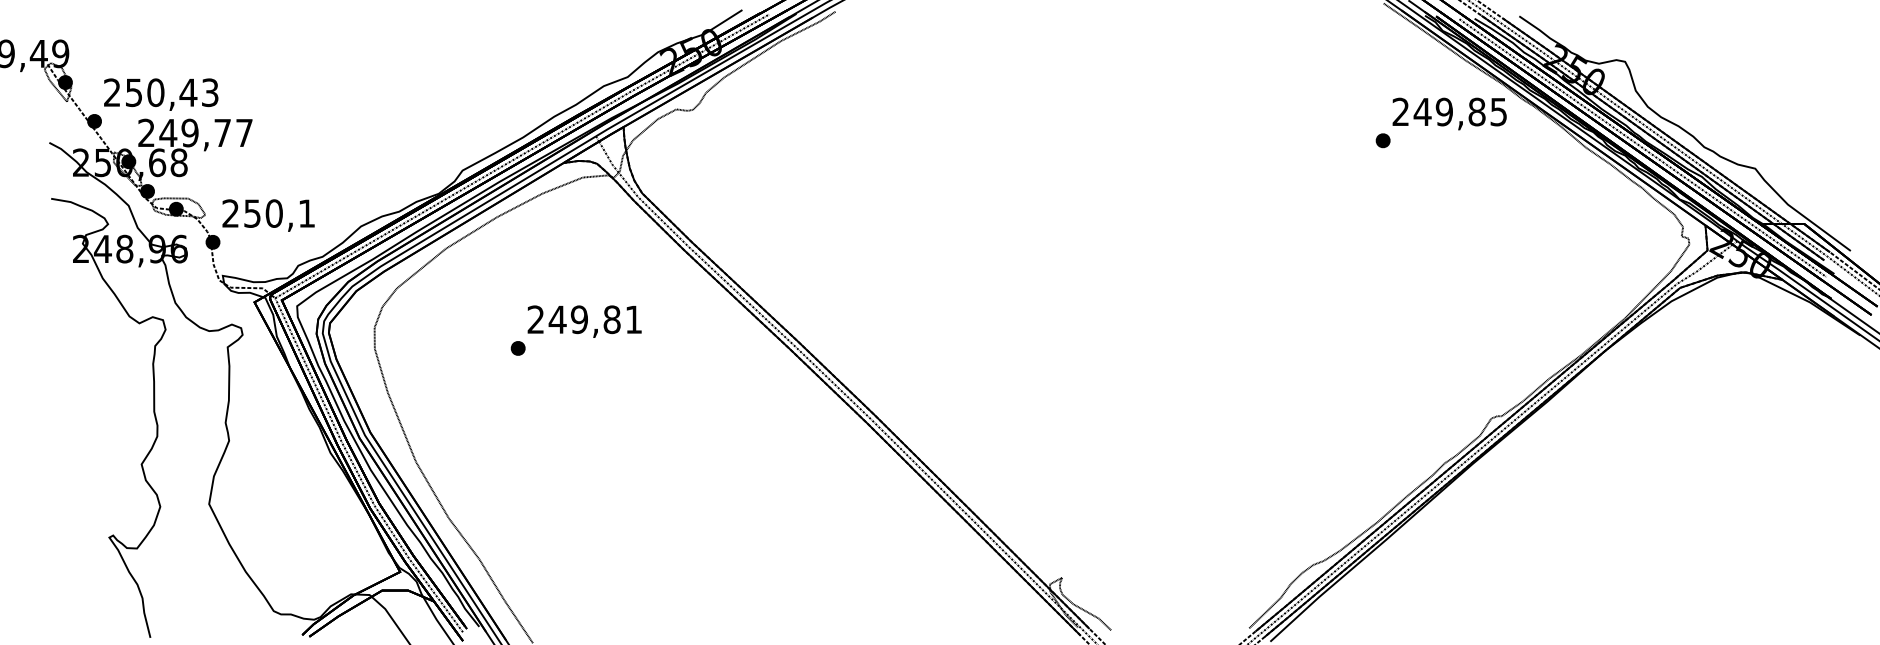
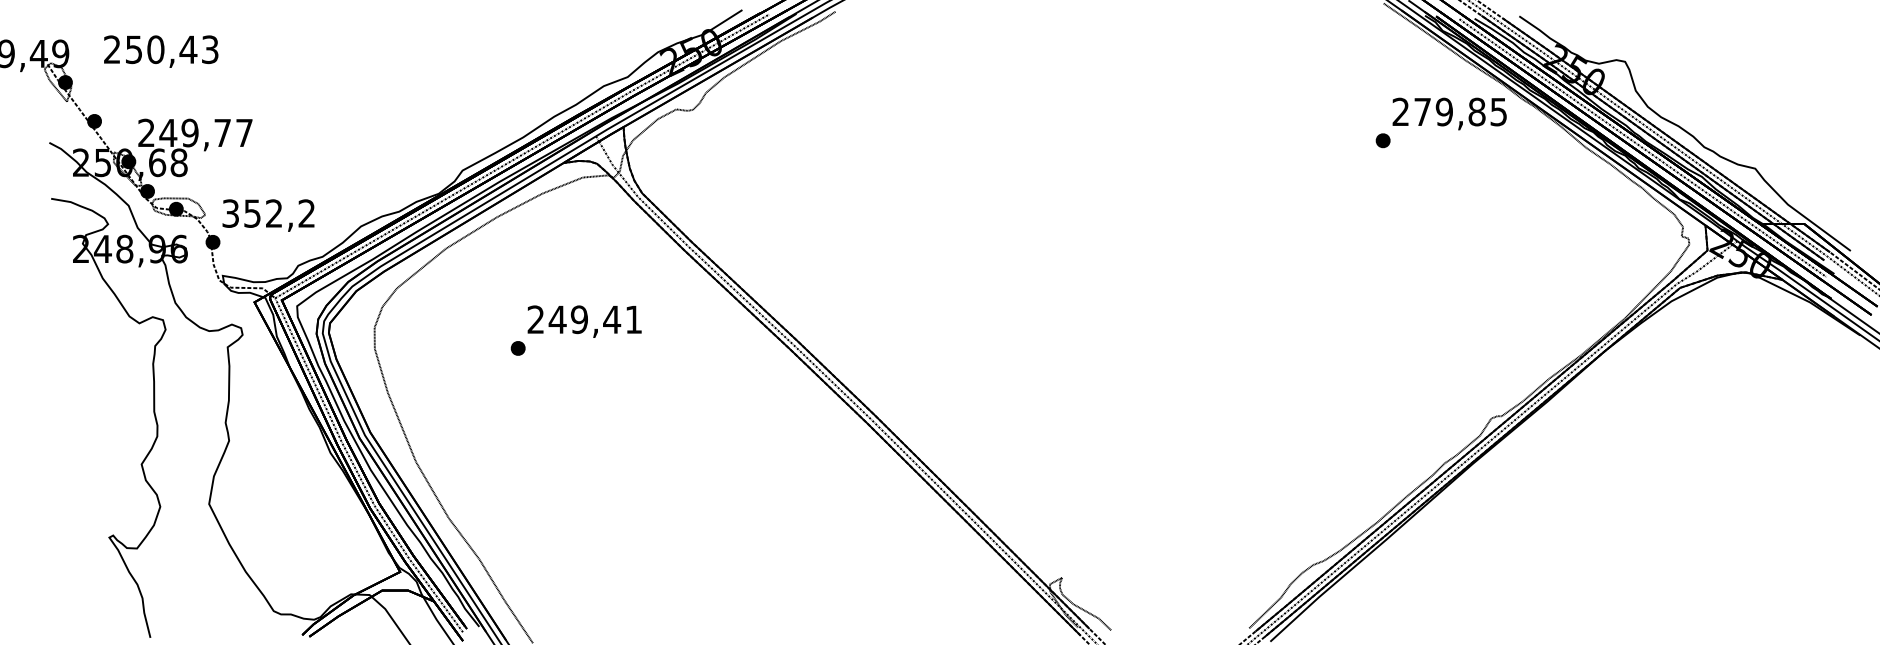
text position: (161, 94) -> (161, 51) (161, 51)
text: 249,85 -> 279,85 (1422, 111)
text: 250,1 -> 352,2 (268, 213)
text: 249,81 -> 249,41 (612, 319)
